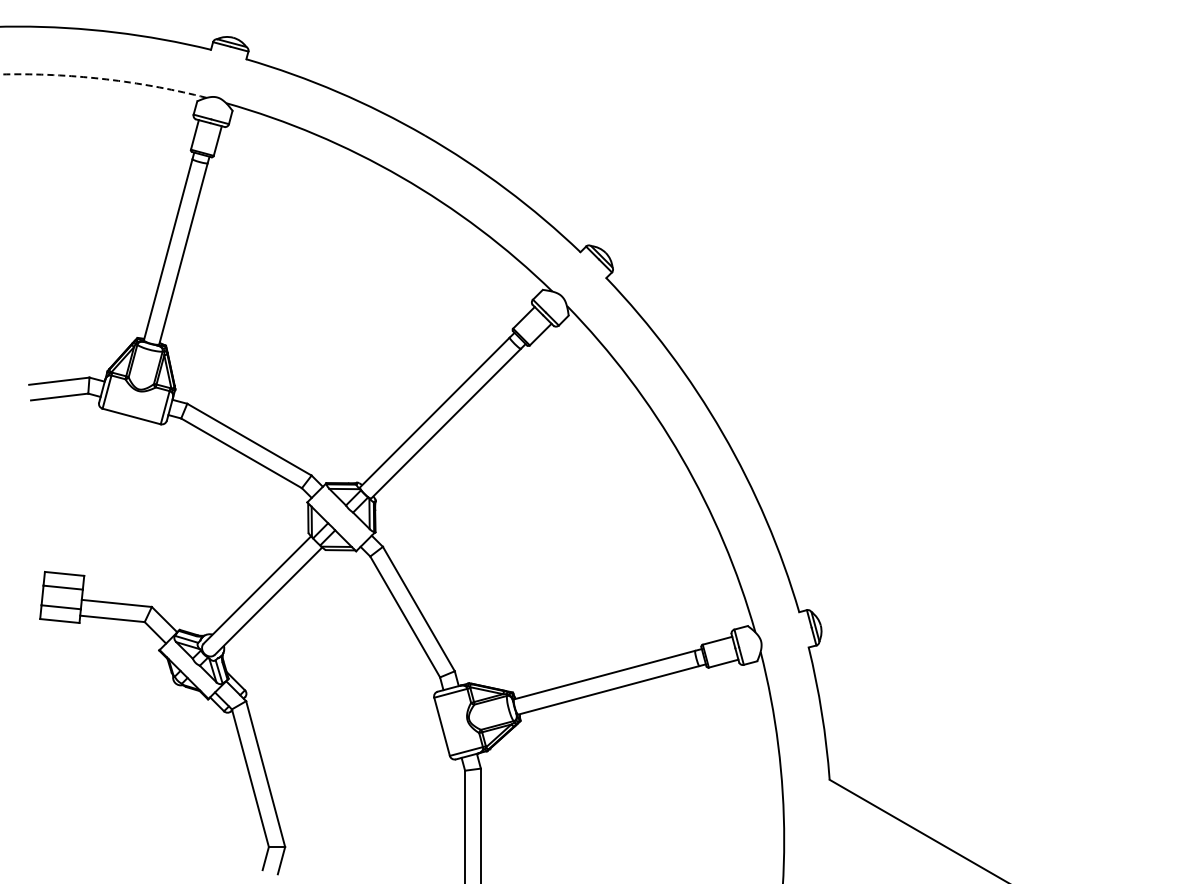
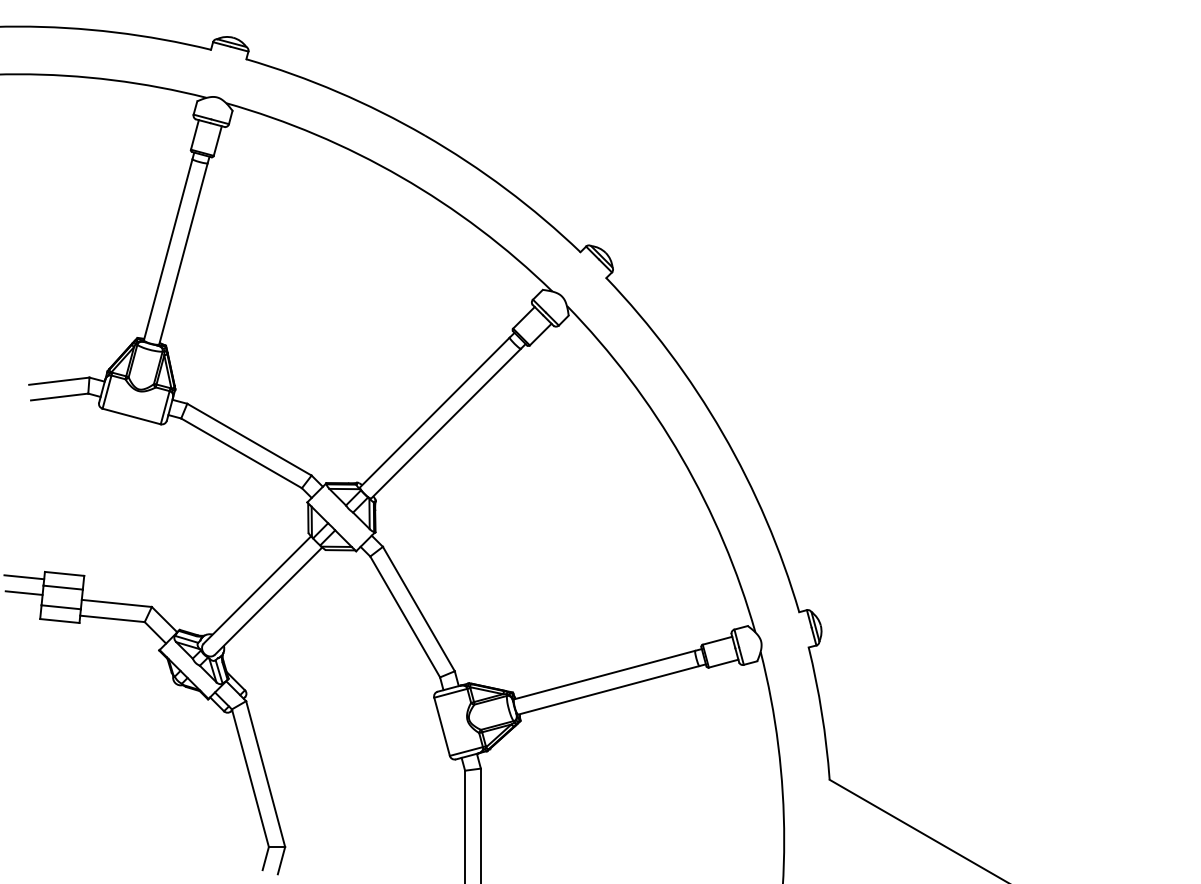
arc: dashed -> solid (103, 79)
line: none -> present (24, 577)
line: none -> present (23, 592)
